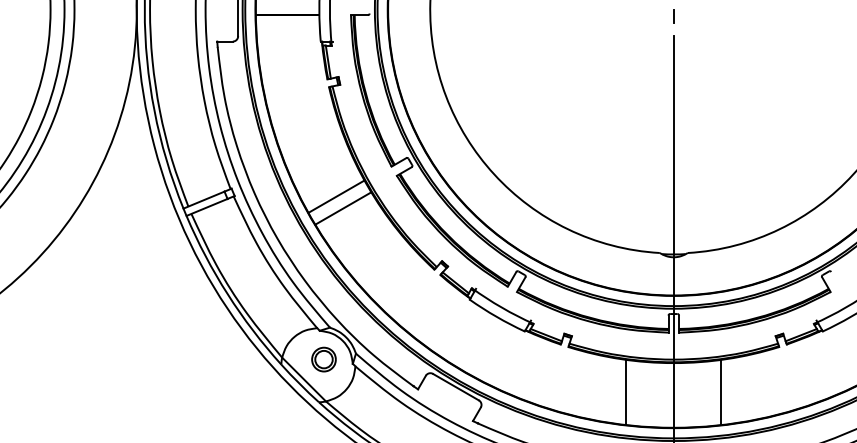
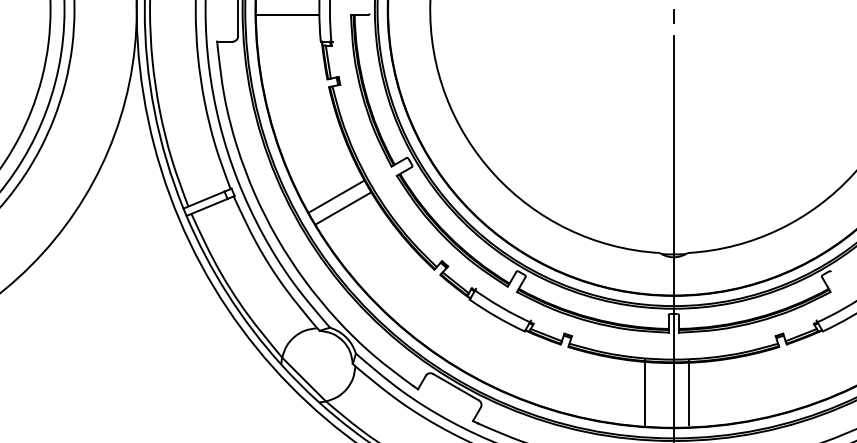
part: present -> none (323, 359)
line position: (626, 392) -> (645, 392) (645, 392)
line position: (721, 392) -> (689, 392) (689, 392)
